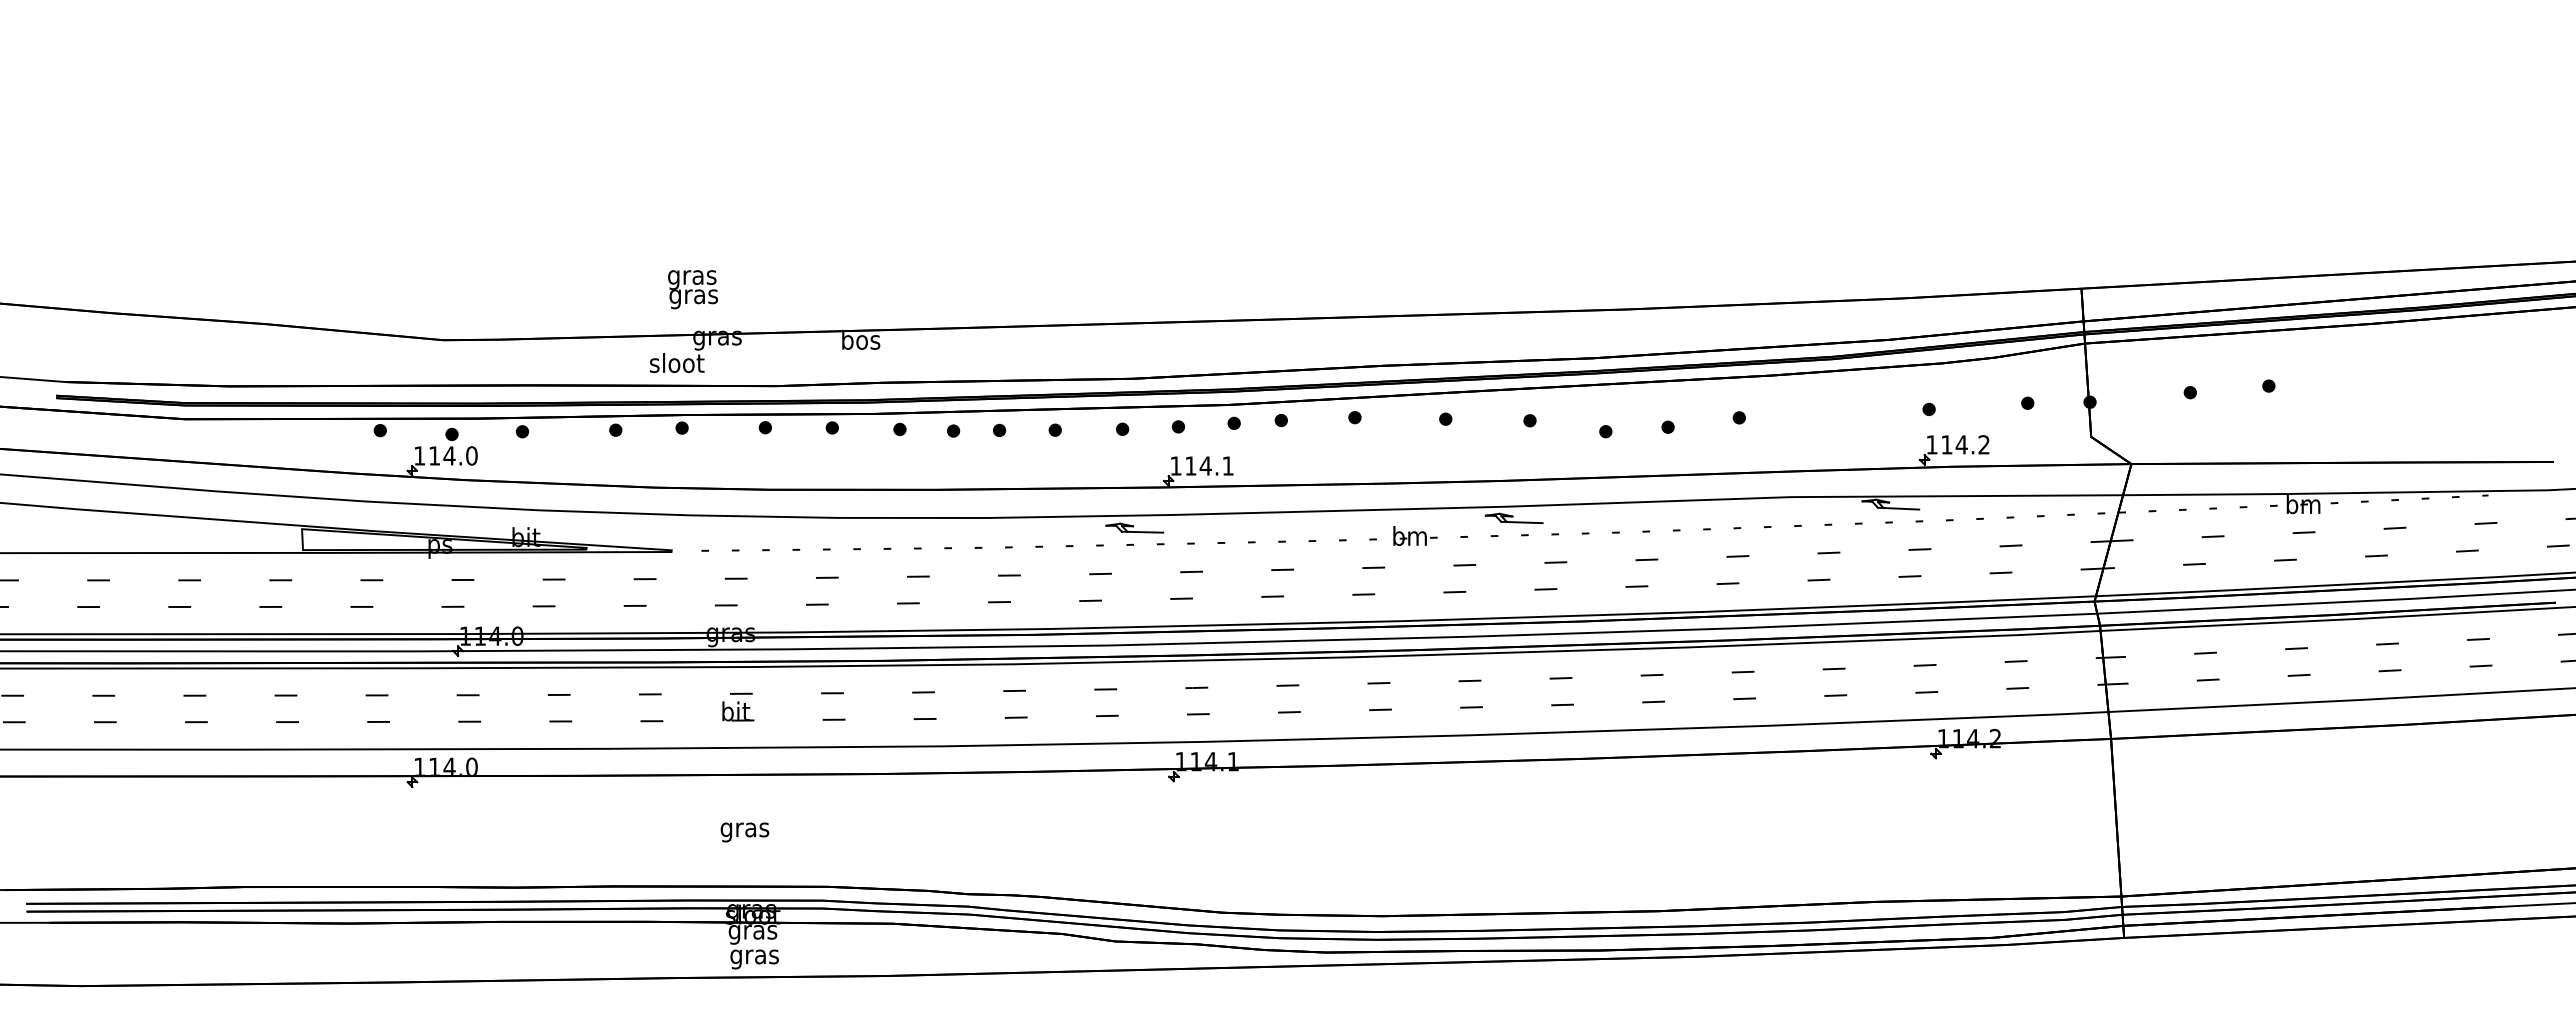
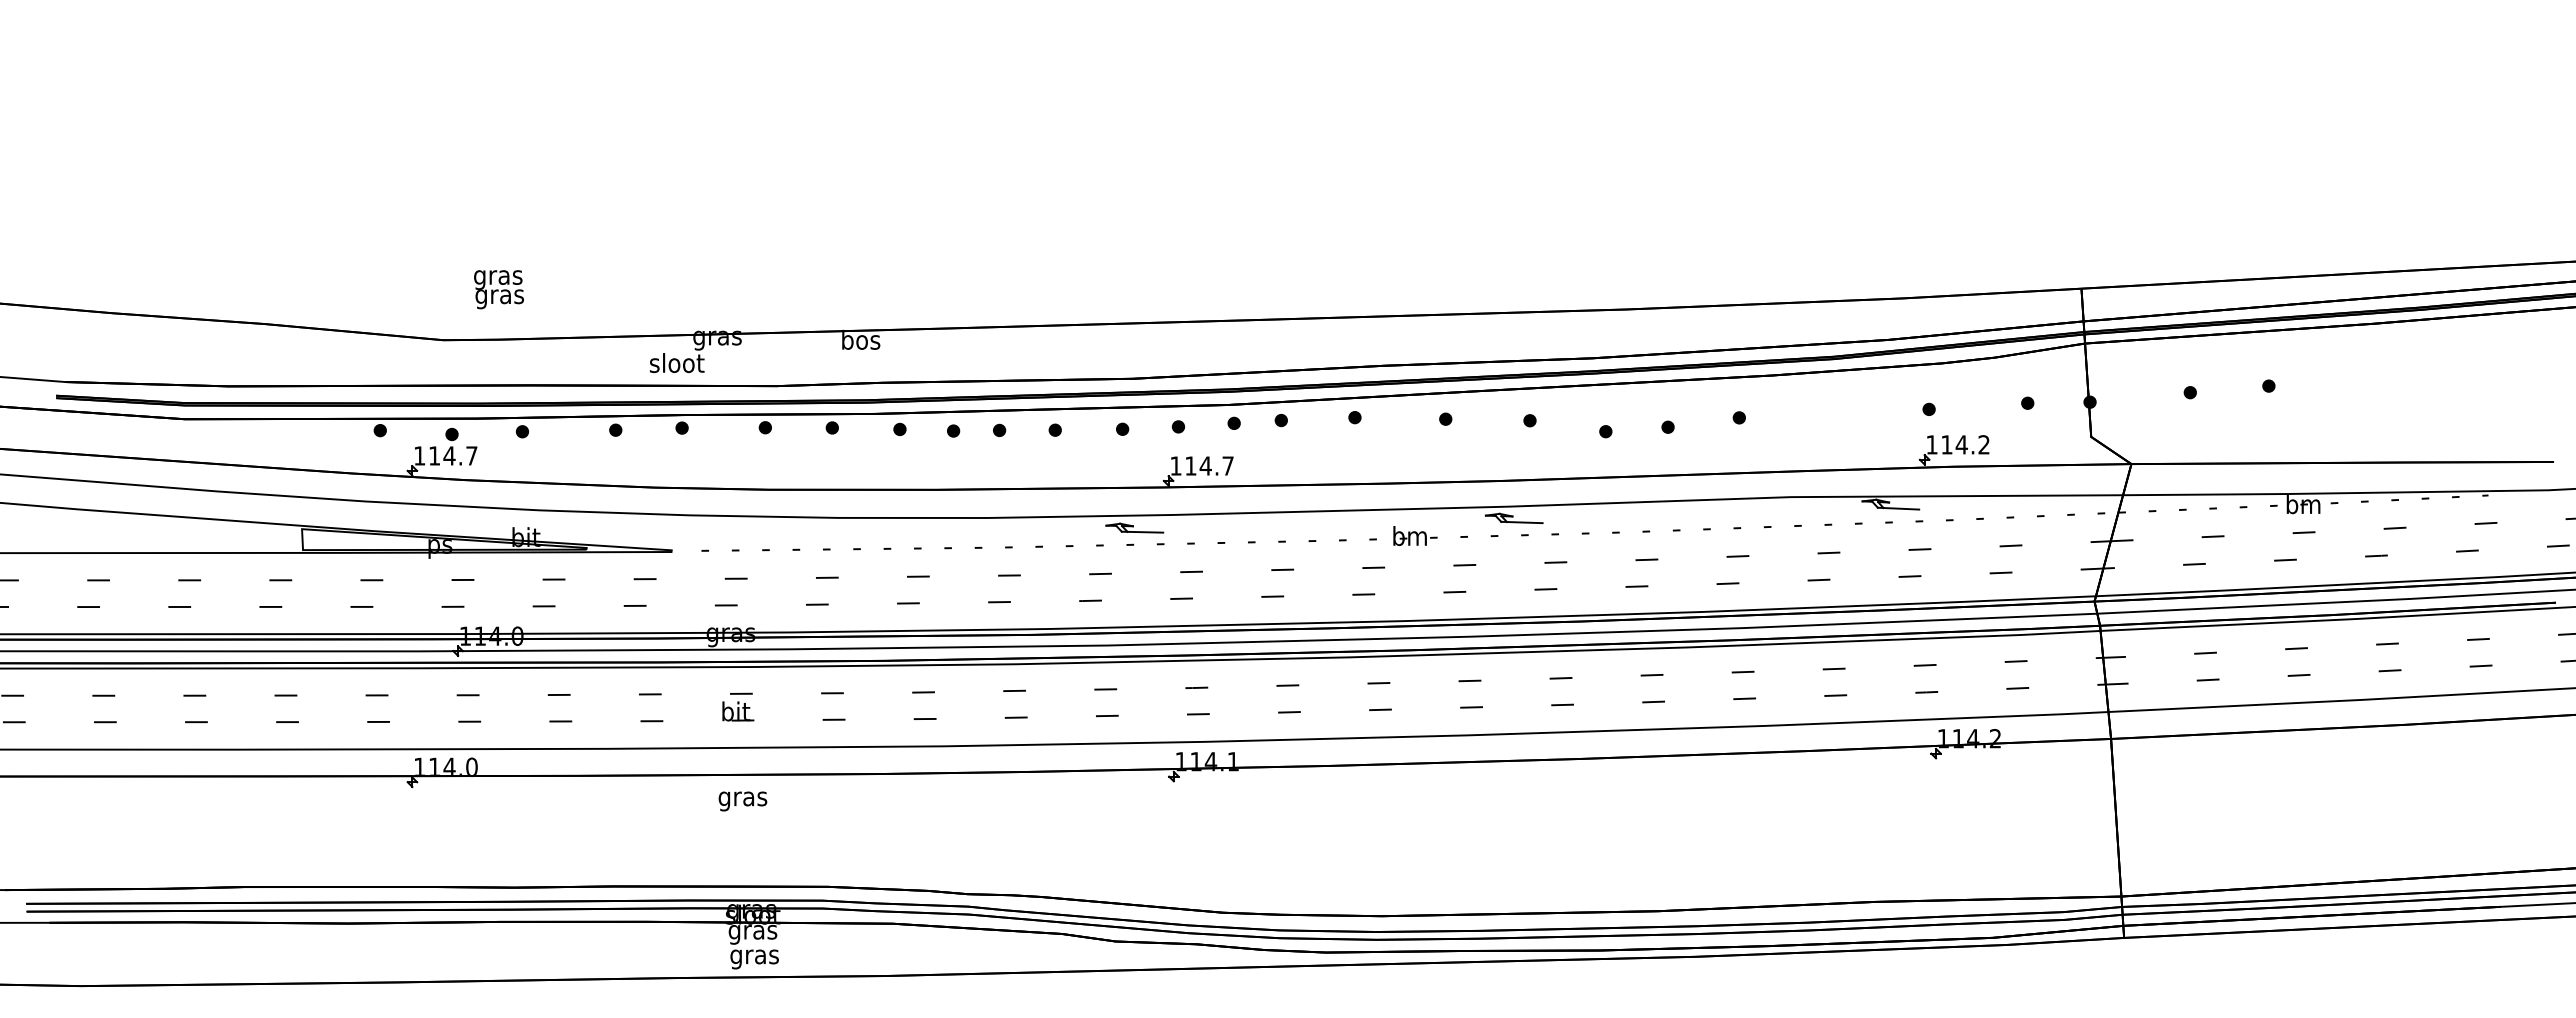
text position: (692, 289) -> (498, 289) (498, 289)
text: 114.0 -> 114.7 (471, 455)
text: 114.1 -> 114.7 (1227, 465)
text position: (744, 832) -> (742, 801) (742, 801)
